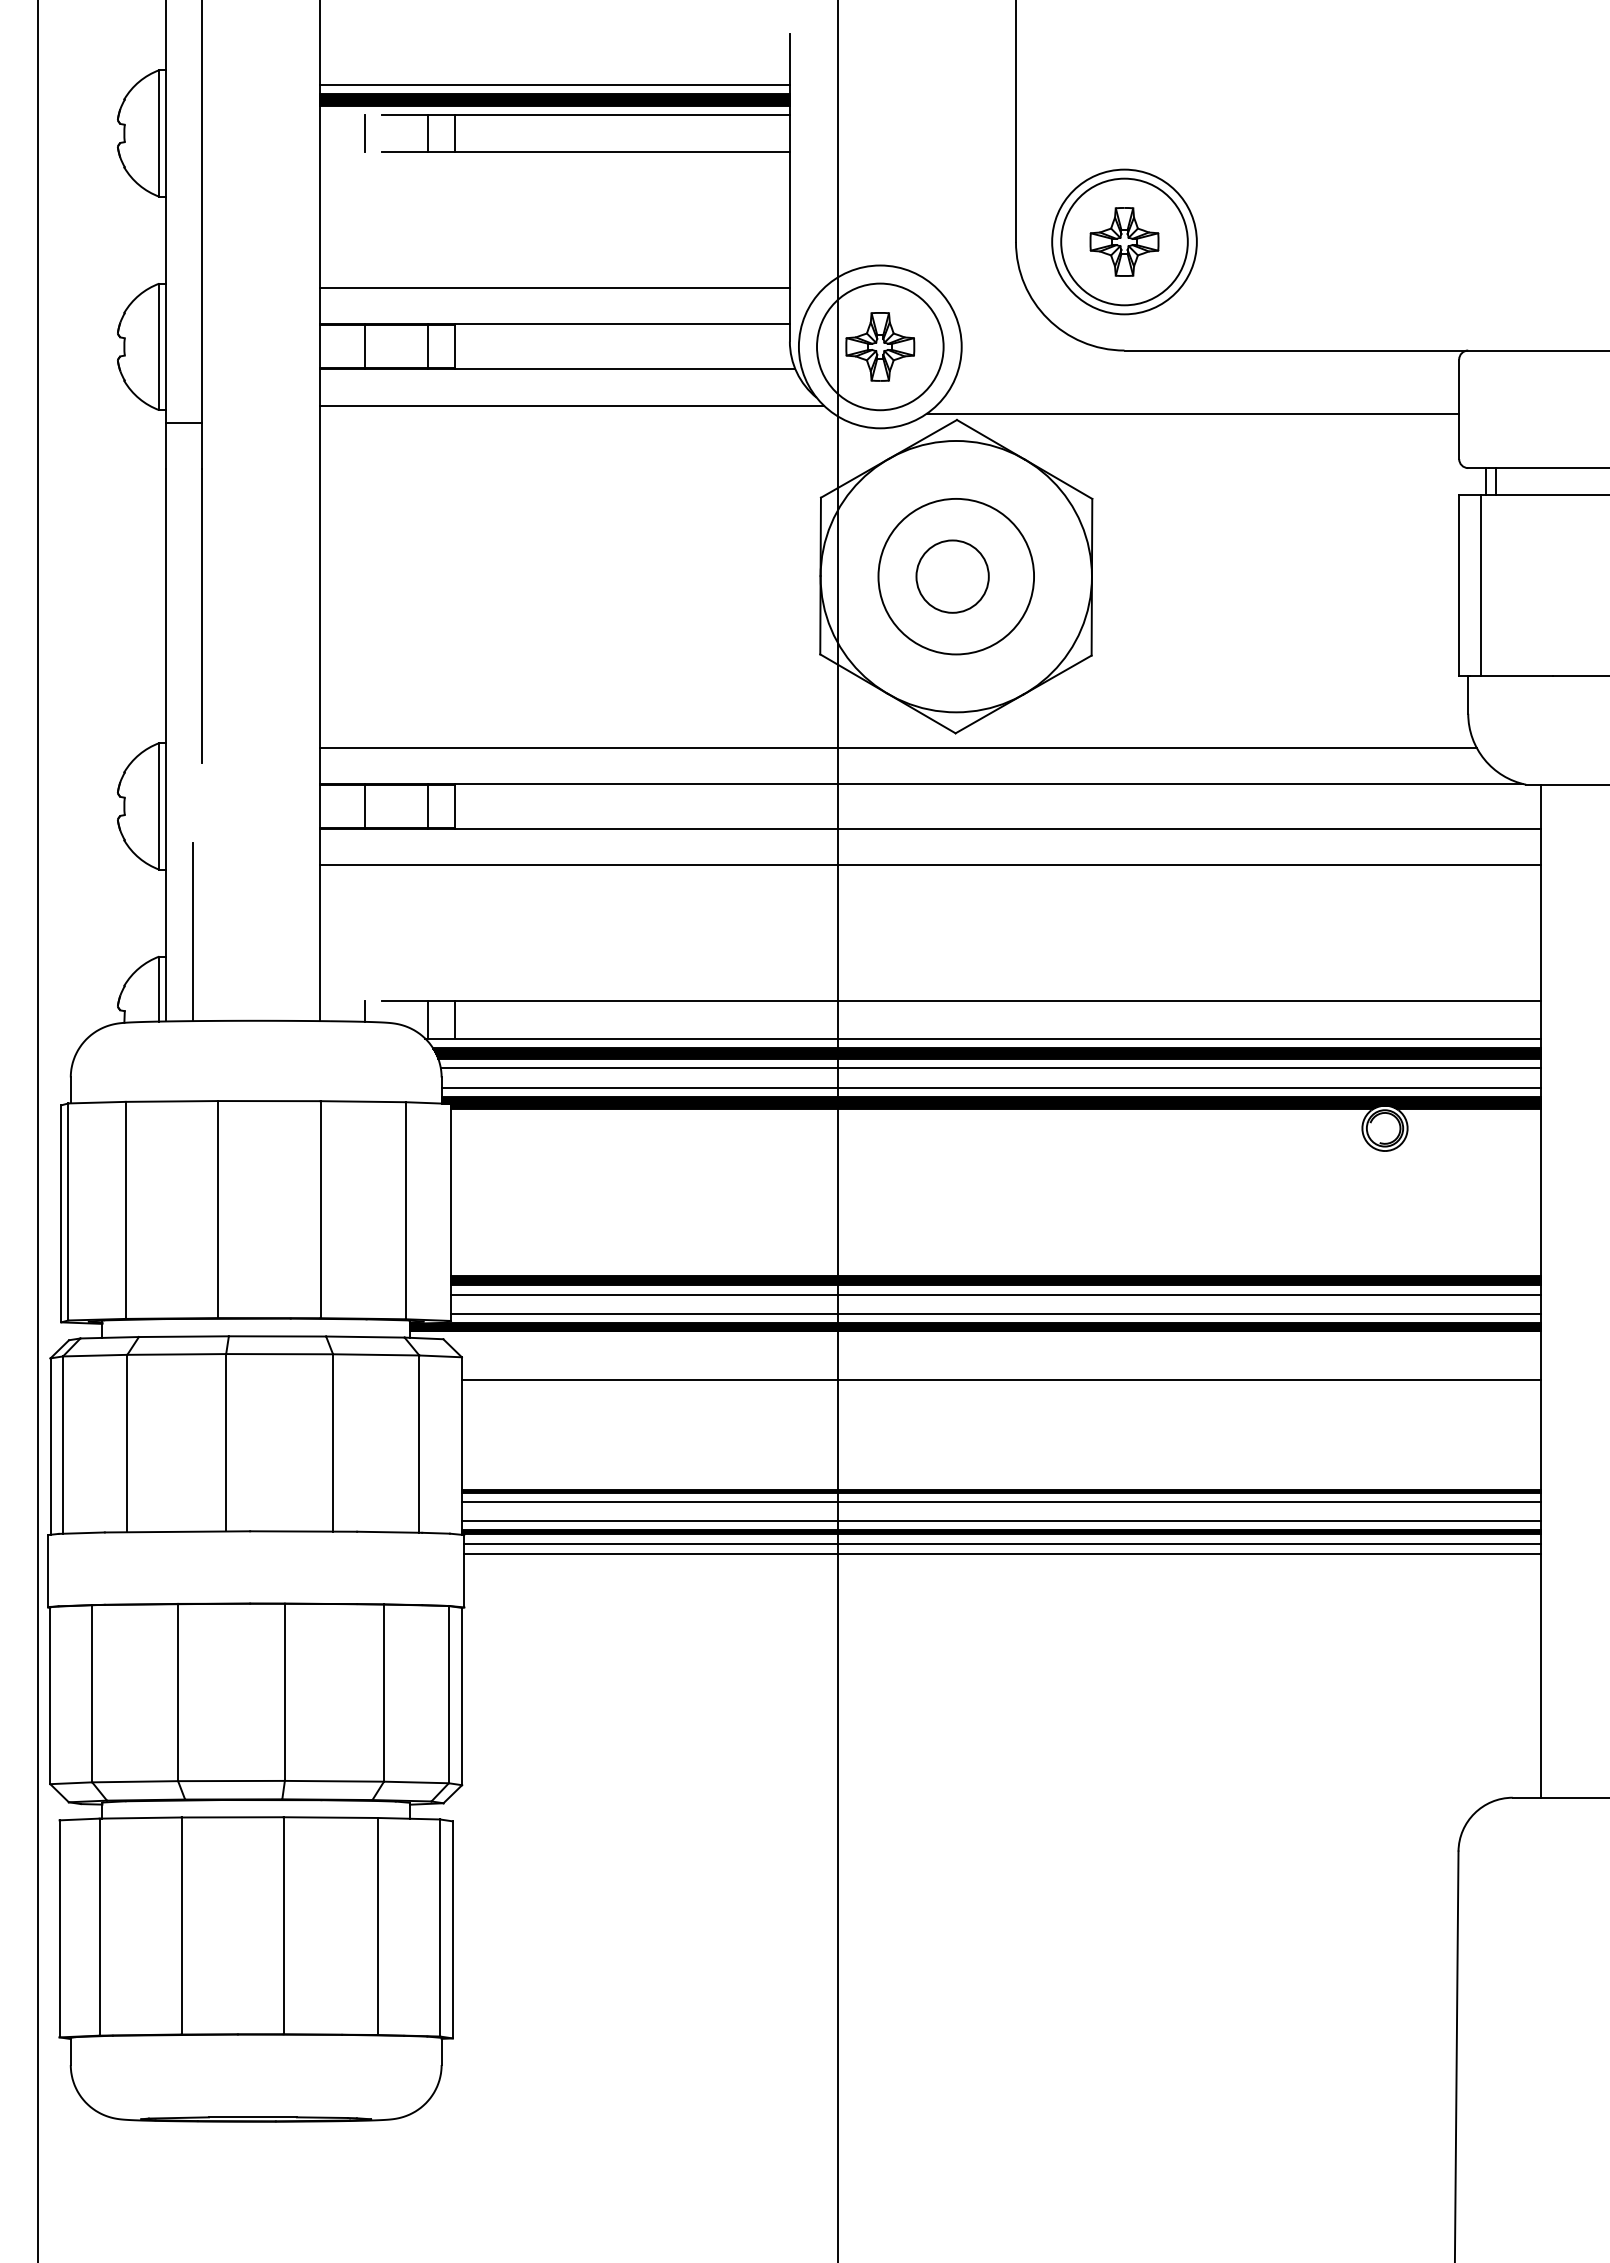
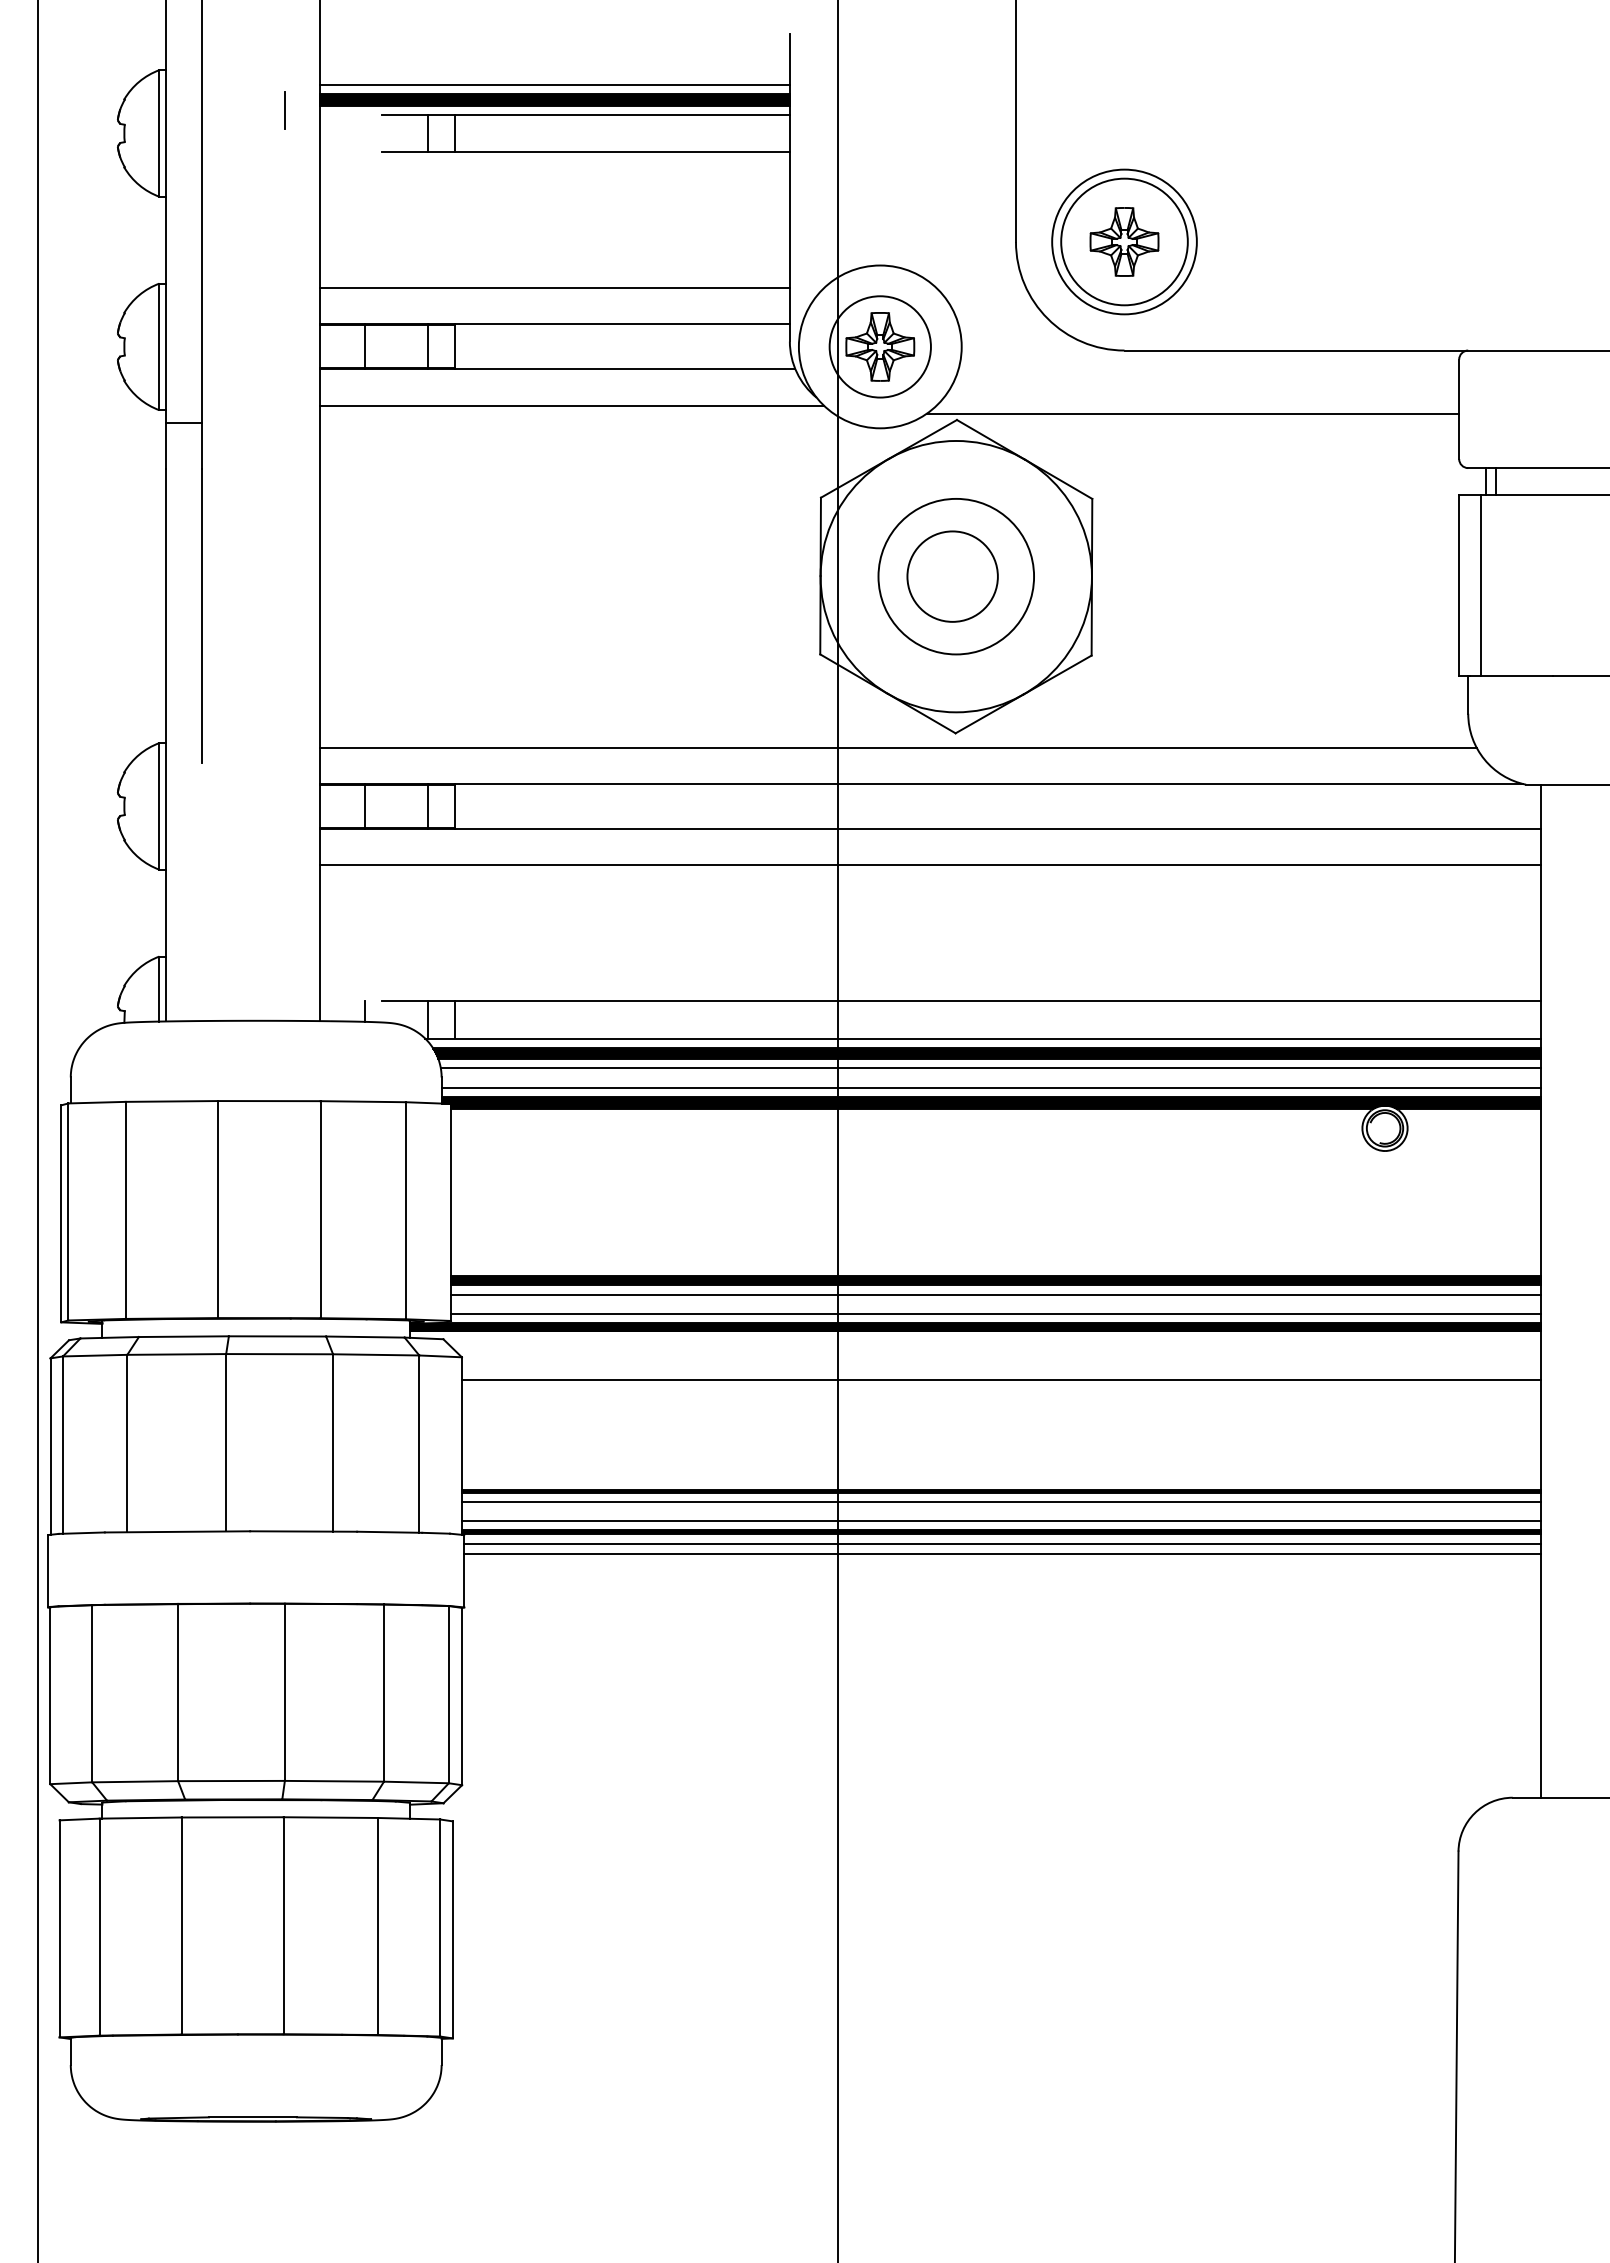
line position: (364, 133) -> (284, 110) (284, 110)
circle diameter: 127 px -> 101 px (879, 346)
circle diameter: 72 px -> 90 px (952, 576)
line: present -> none (192, 931)
